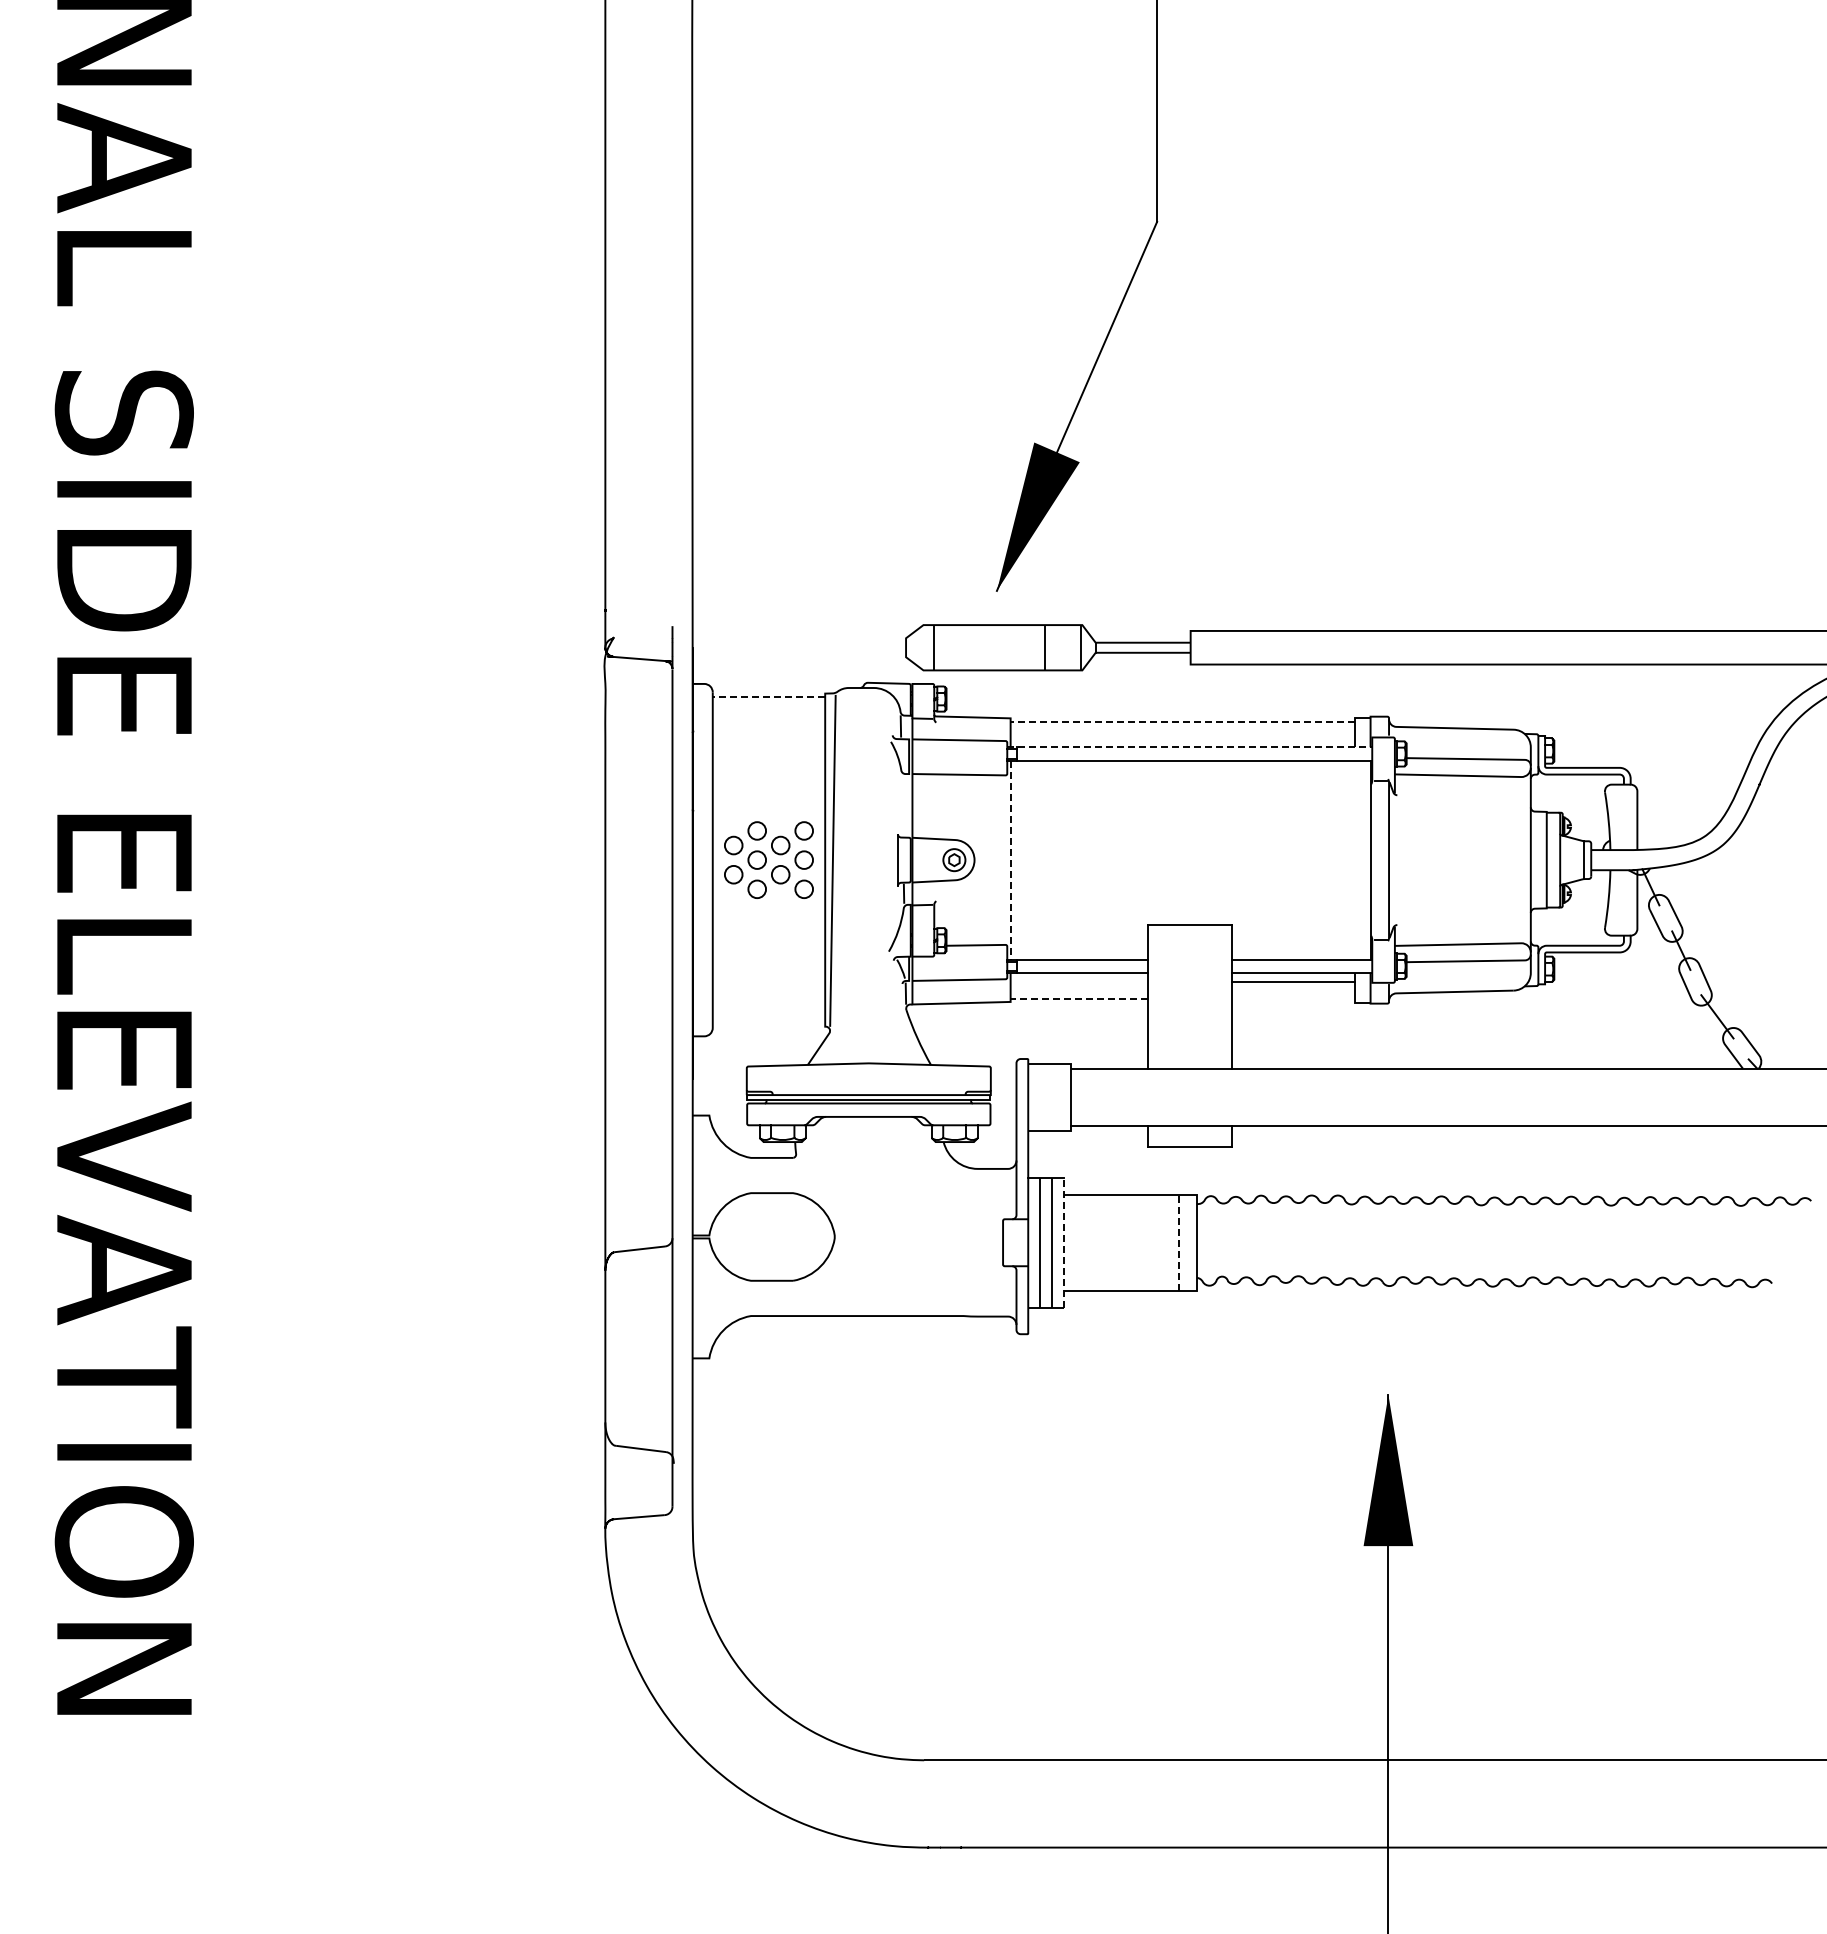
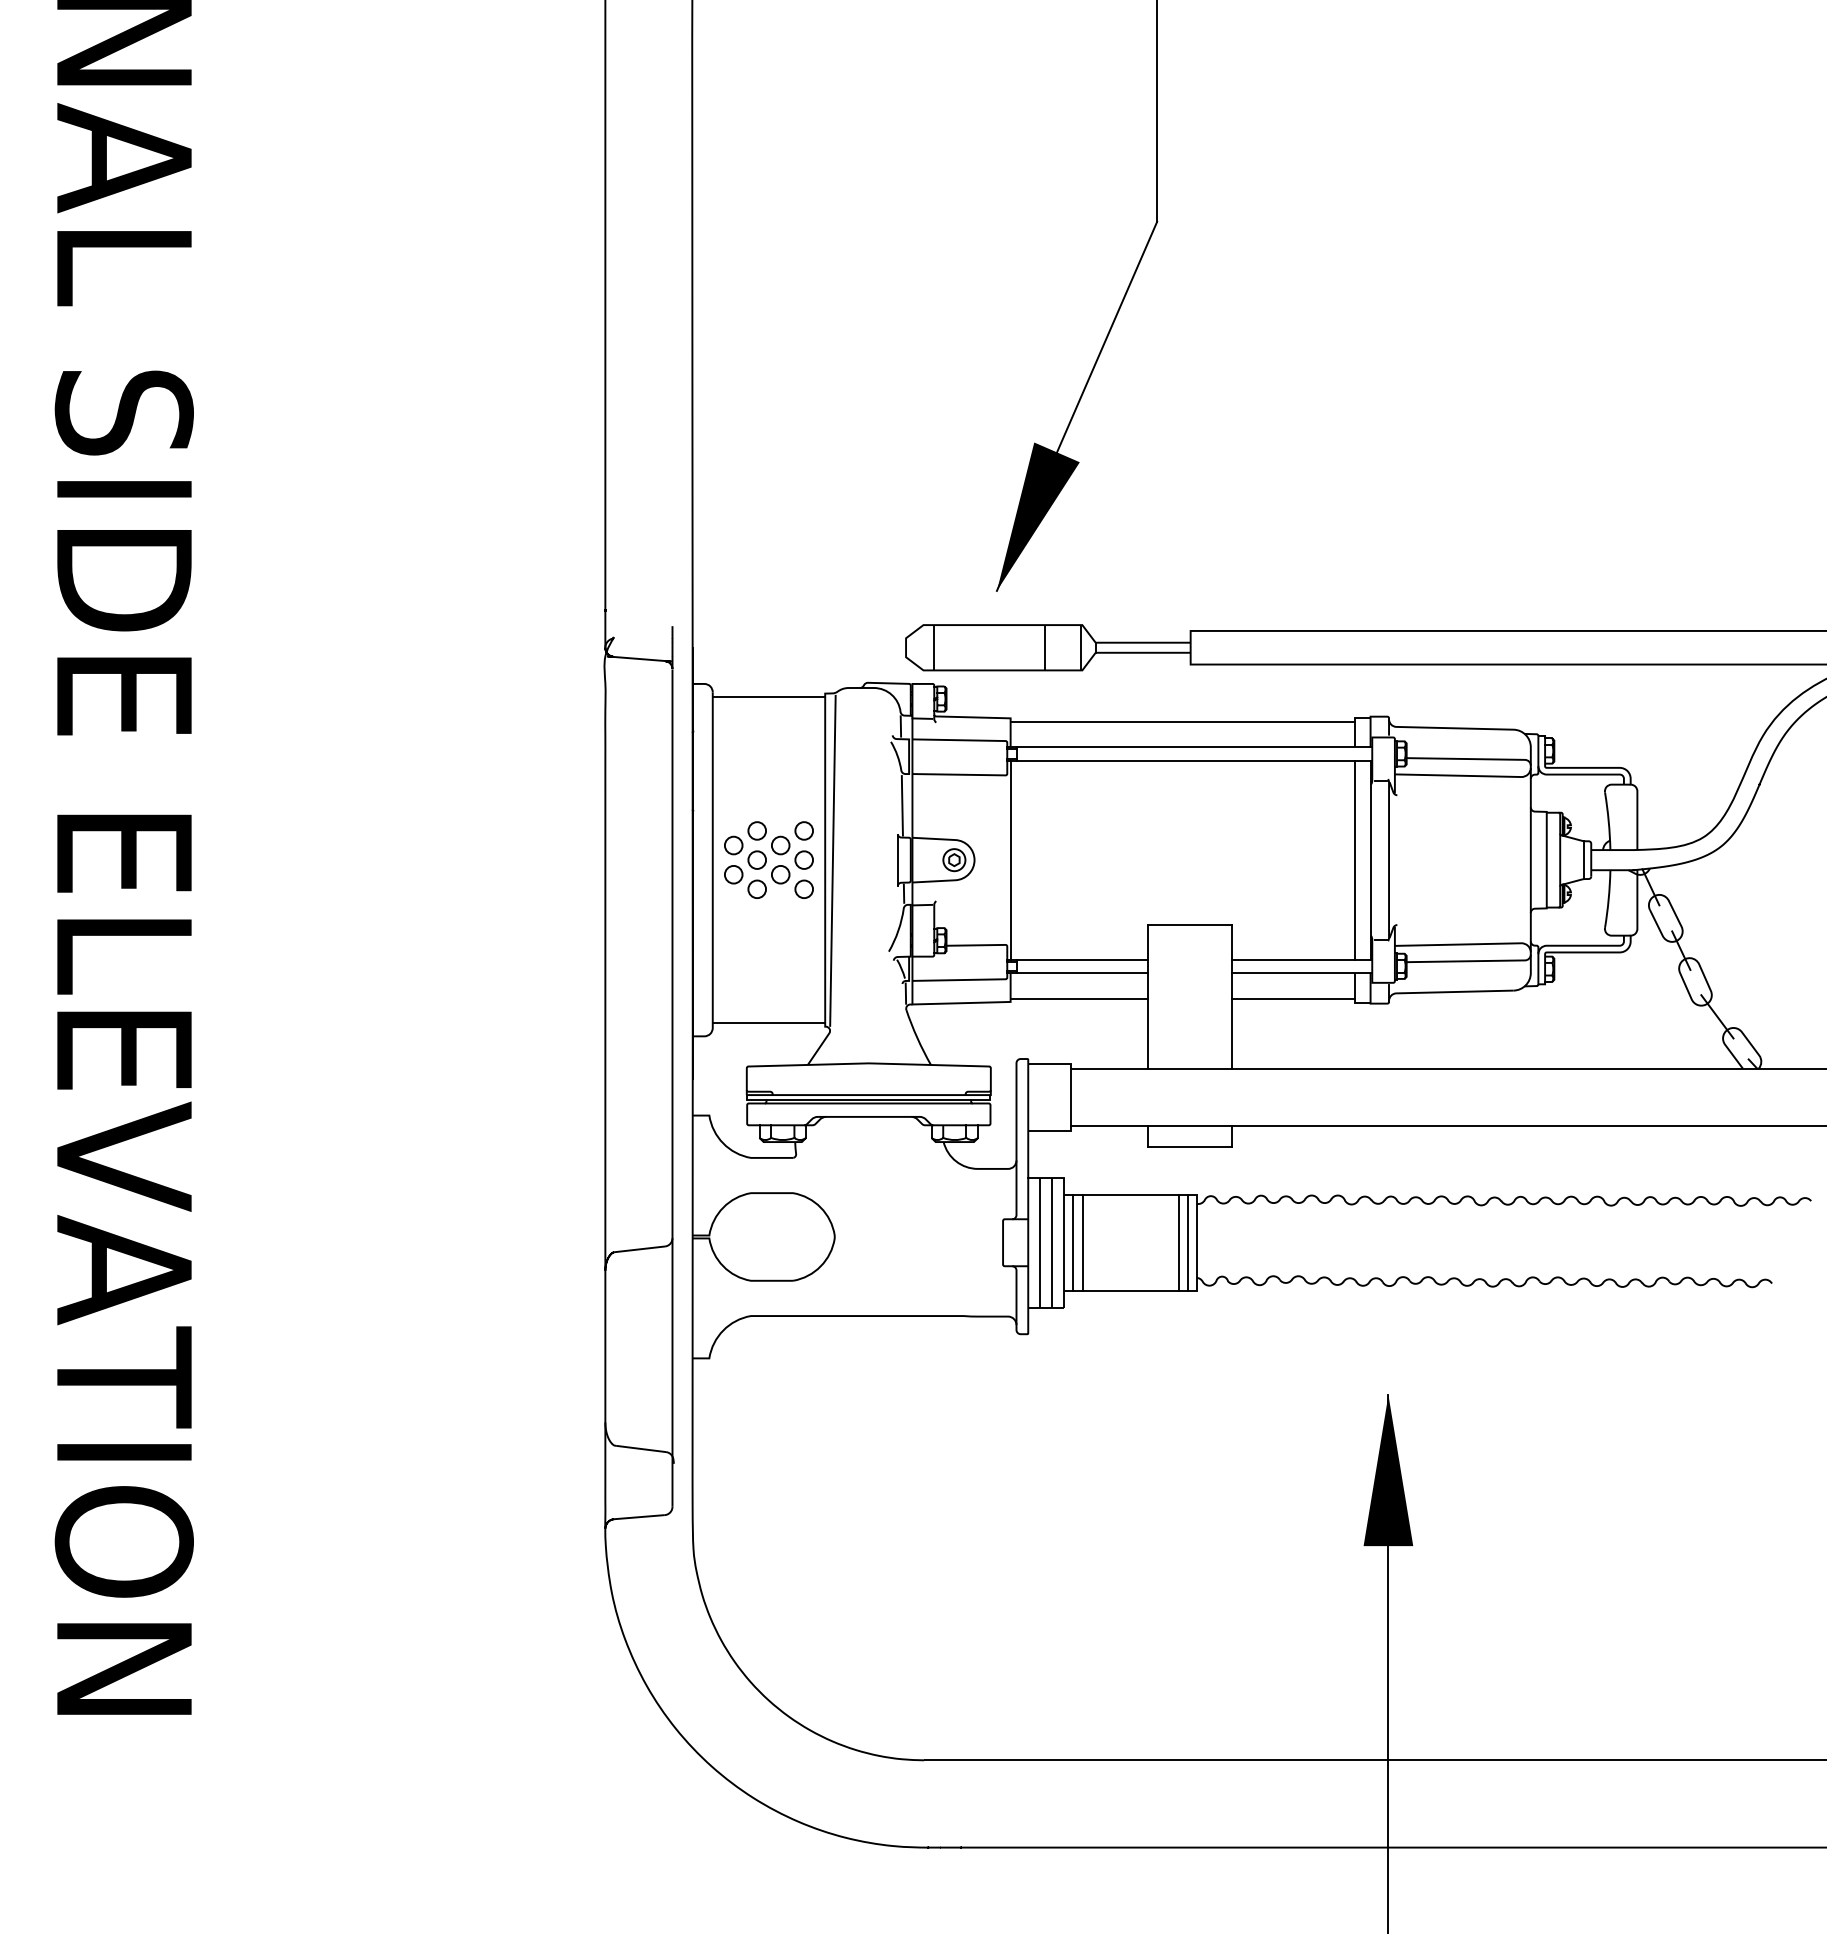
line: dashed -> solid (768, 697)
line: dashed -> solid (1182, 721)
line: dashed -> solid (1190, 747)
line: none -> present (901, 805)
line: none -> present (1354, 859)
line: dashed -> solid (1010, 860)
line position: (1293, 981) -> (1293, 998) (1293, 998)
line: dashed -> solid (1079, 998)
line: none -> present (768, 1023)
line: dashed -> solid (1064, 1242)
line: none -> present (1073, 1242)
line: none -> present (1082, 1242)
line: dashed -> solid (1178, 1242)
line: none -> present (1187, 1242)
